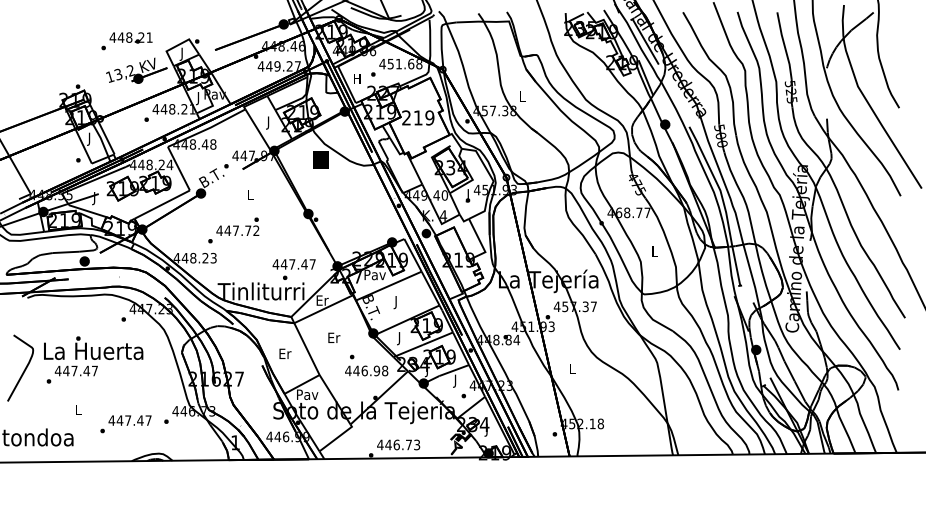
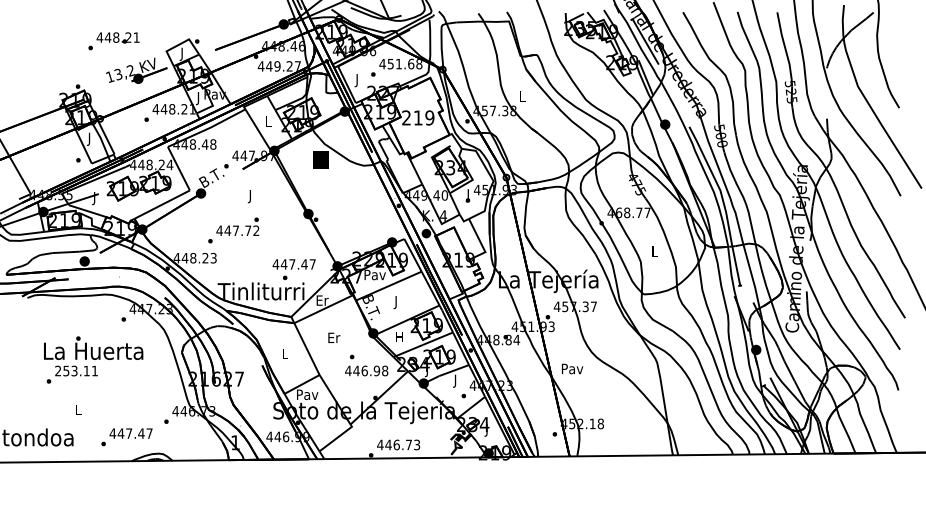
text position: (126, 41) -> (113, 41) (113, 41)
text: H -> J (357, 80)
text: J -> L (268, 122)
text: L -> J (250, 196)
text: J -> H (399, 338)
text: Er -> L (285, 353)
curve: present -> none (24, 368)
text: L -> Pav (572, 368)
text: 447.47 -> 253.11 (75, 370)
text position: (125, 424) -> (126, 437) (126, 437)
